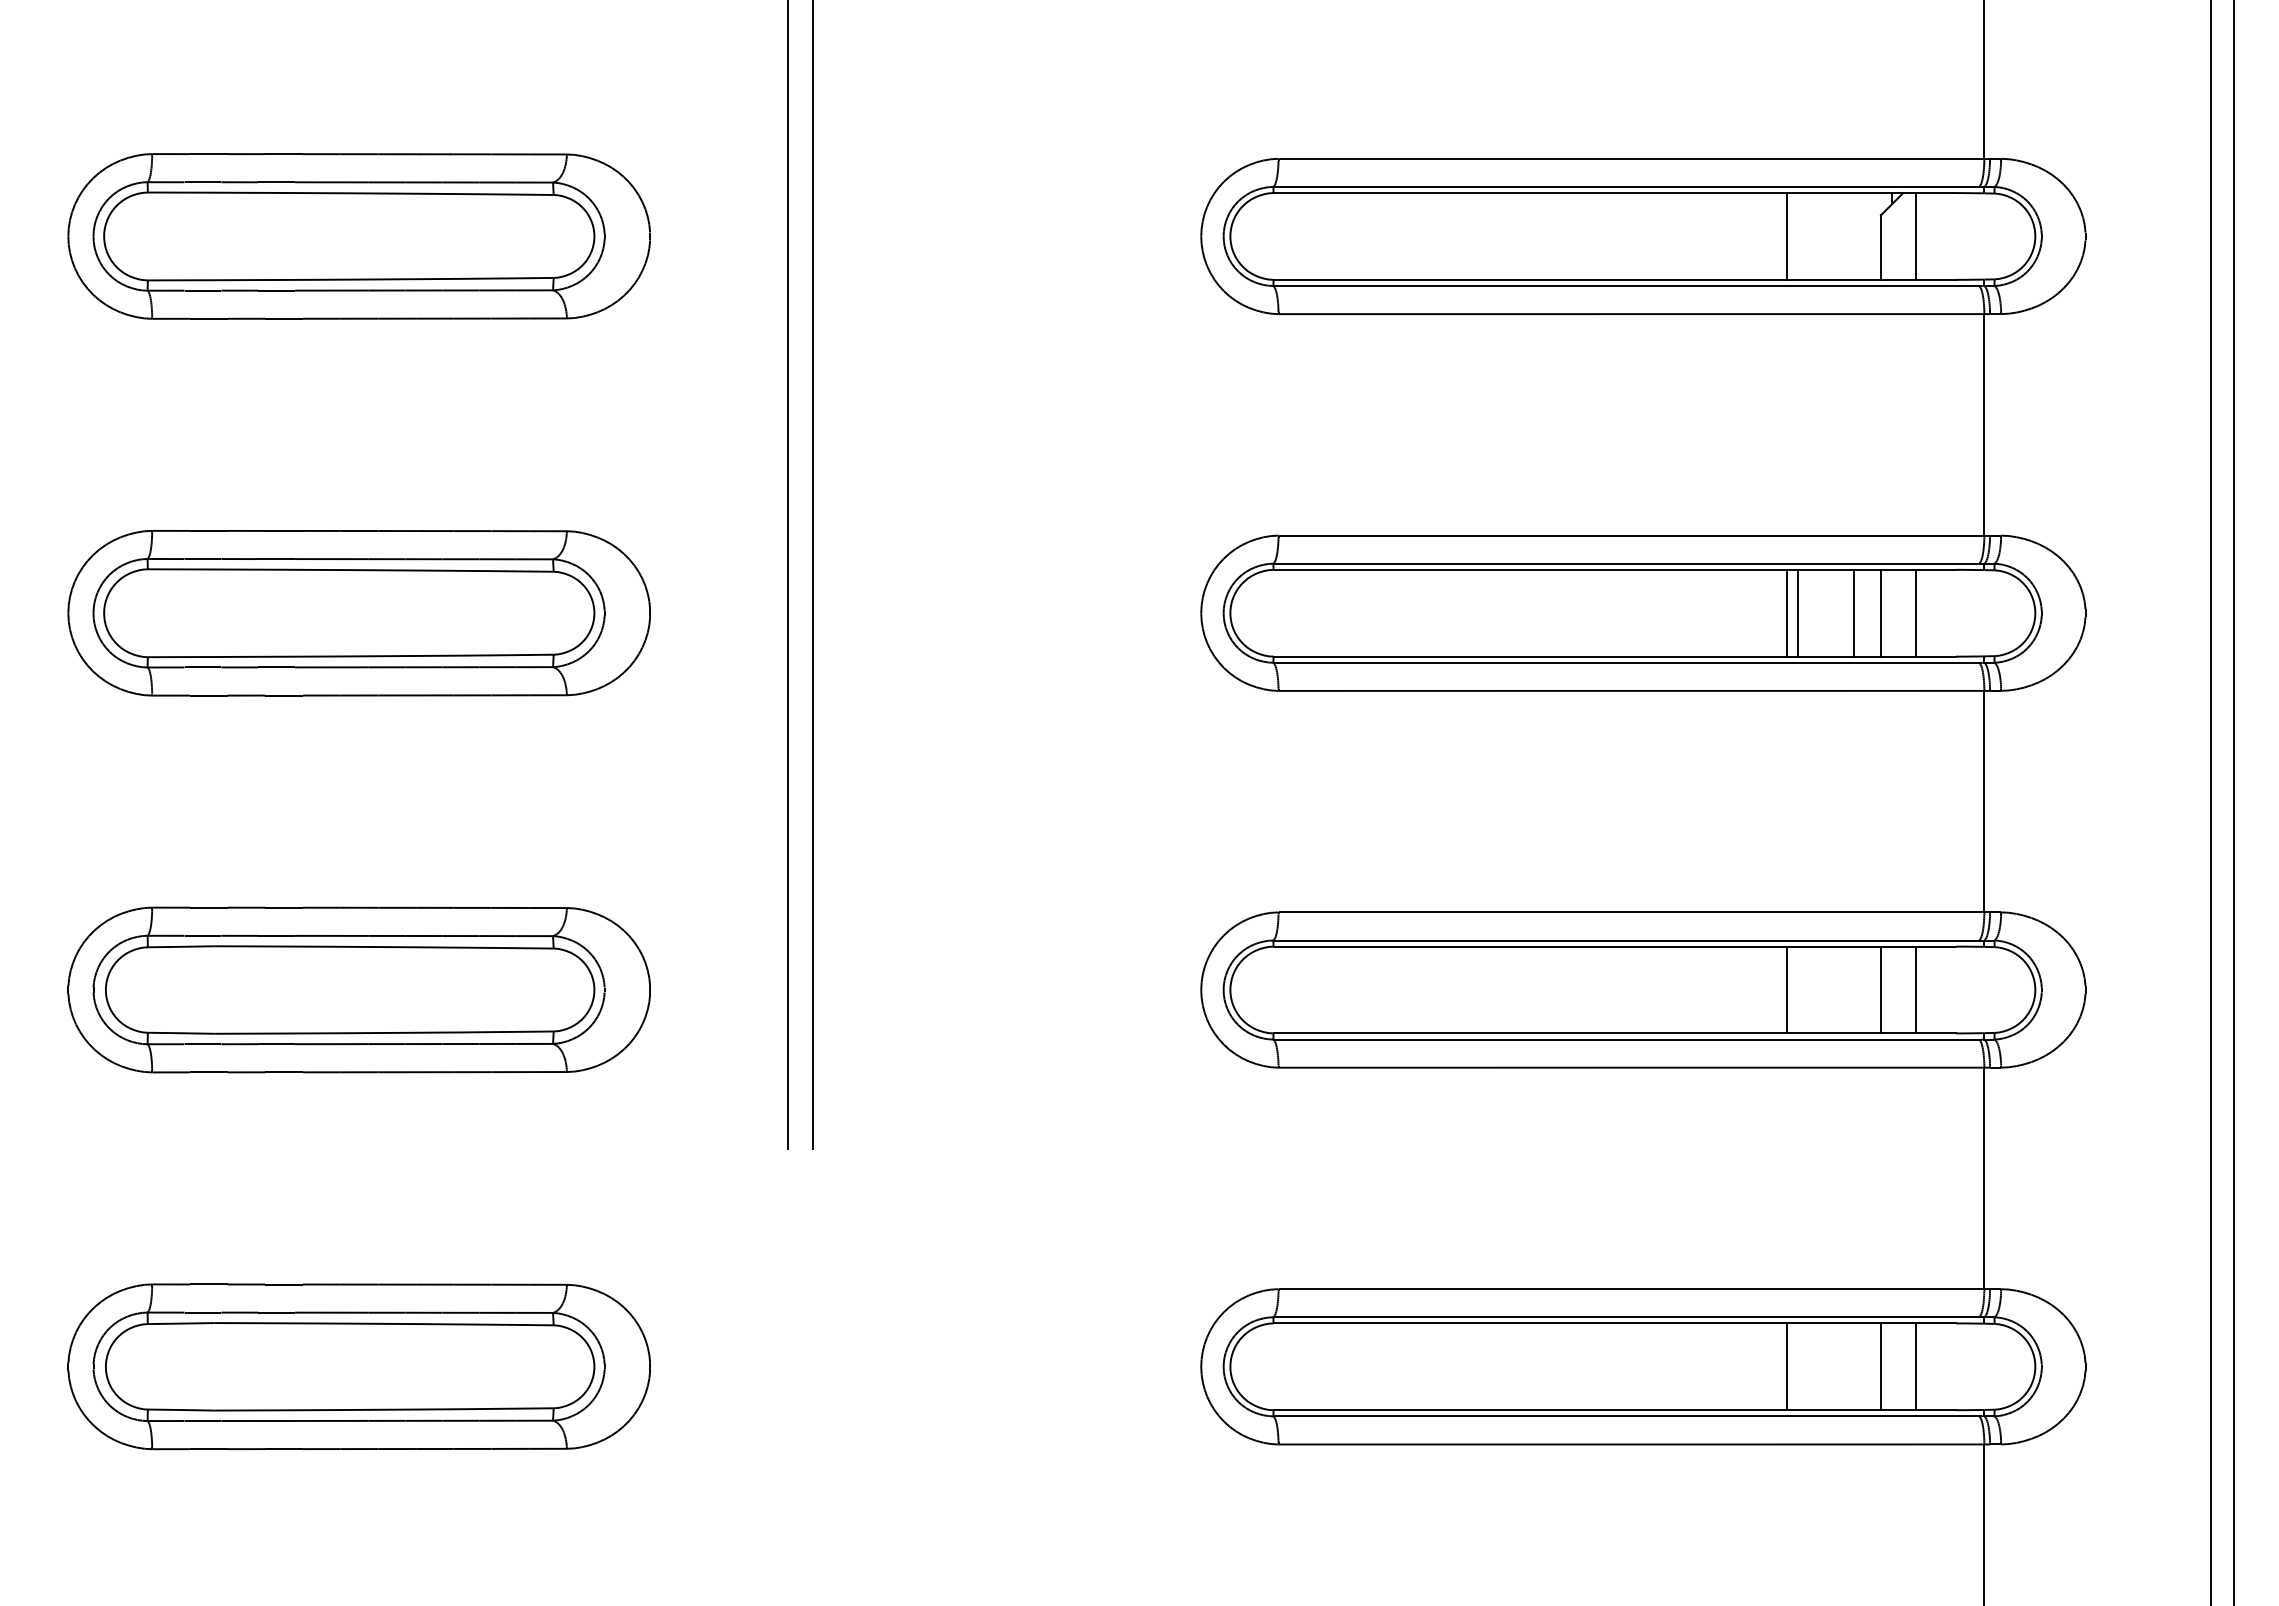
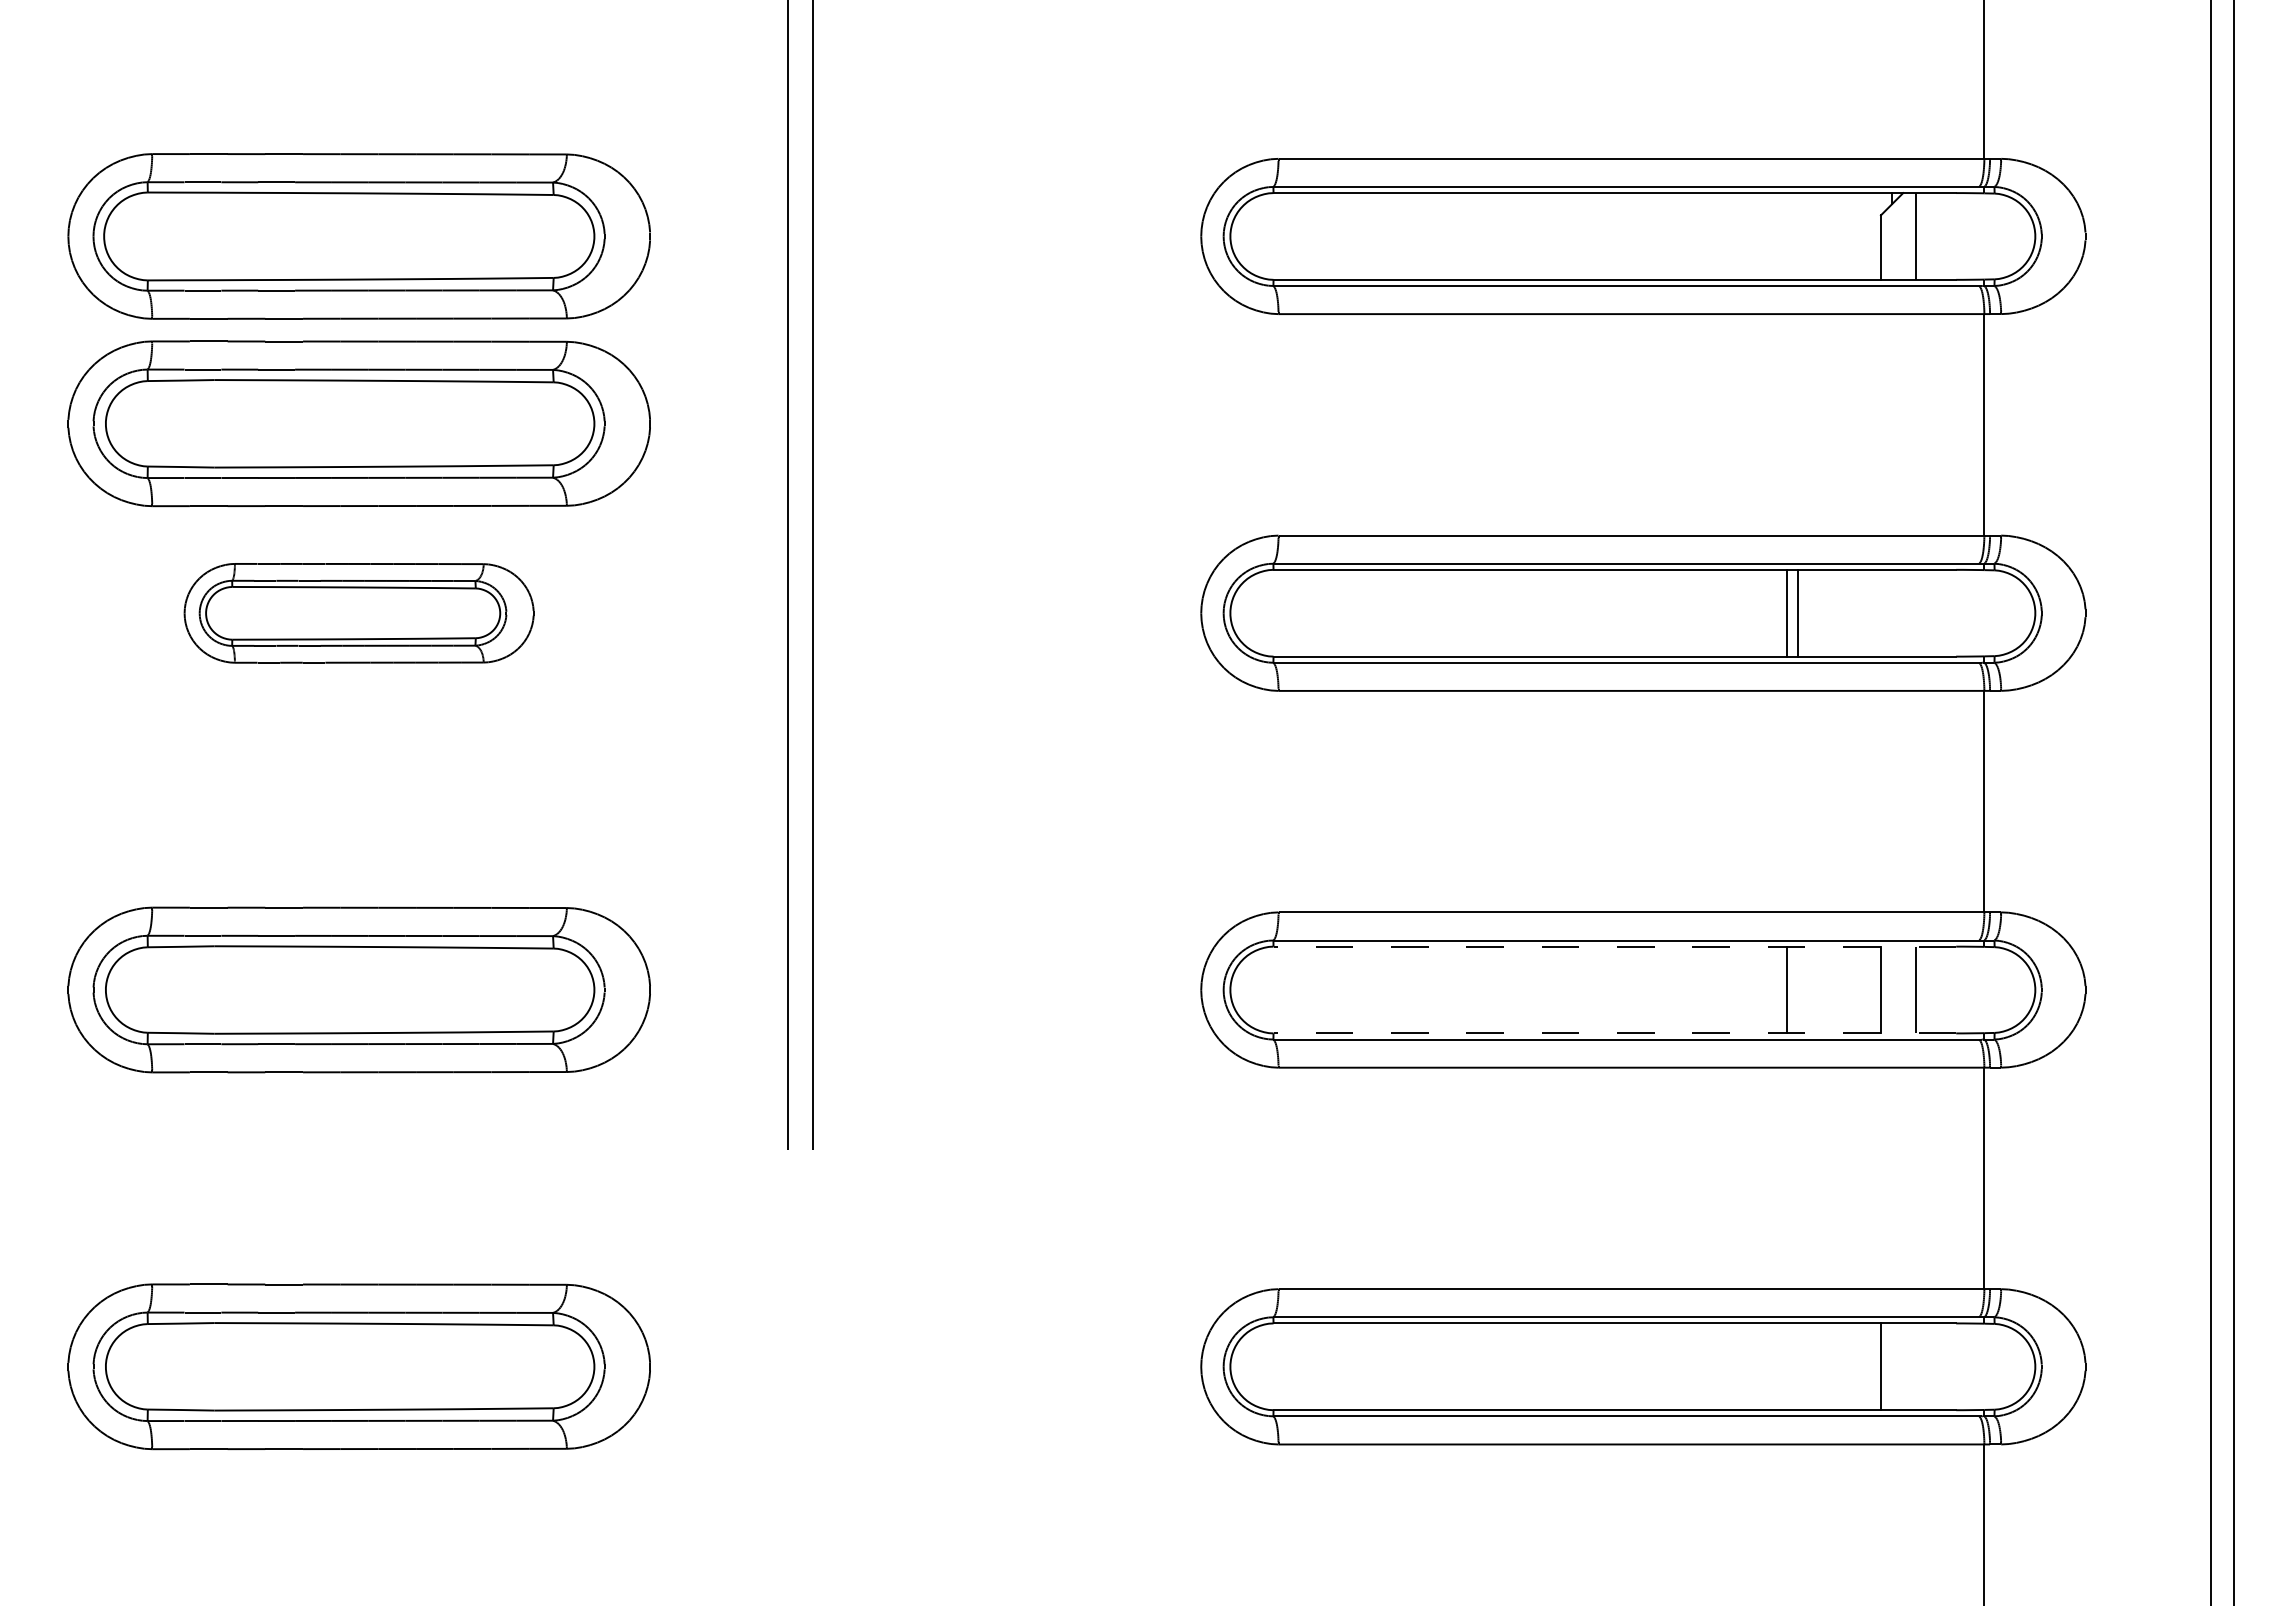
line: present -> none (1786, 236)
part: none -> present (358, 423)
line: present -> none (1854, 612)
line: present -> none (1880, 612)
line: present -> none (1916, 612)
part size: 584x167 px -> 352x101 px (358, 613)
line: solid -> dashed (1614, 946)
line: solid -> dashed (1614, 1033)
line: present -> none (1786, 1366)
line: present -> none (1916, 1366)
